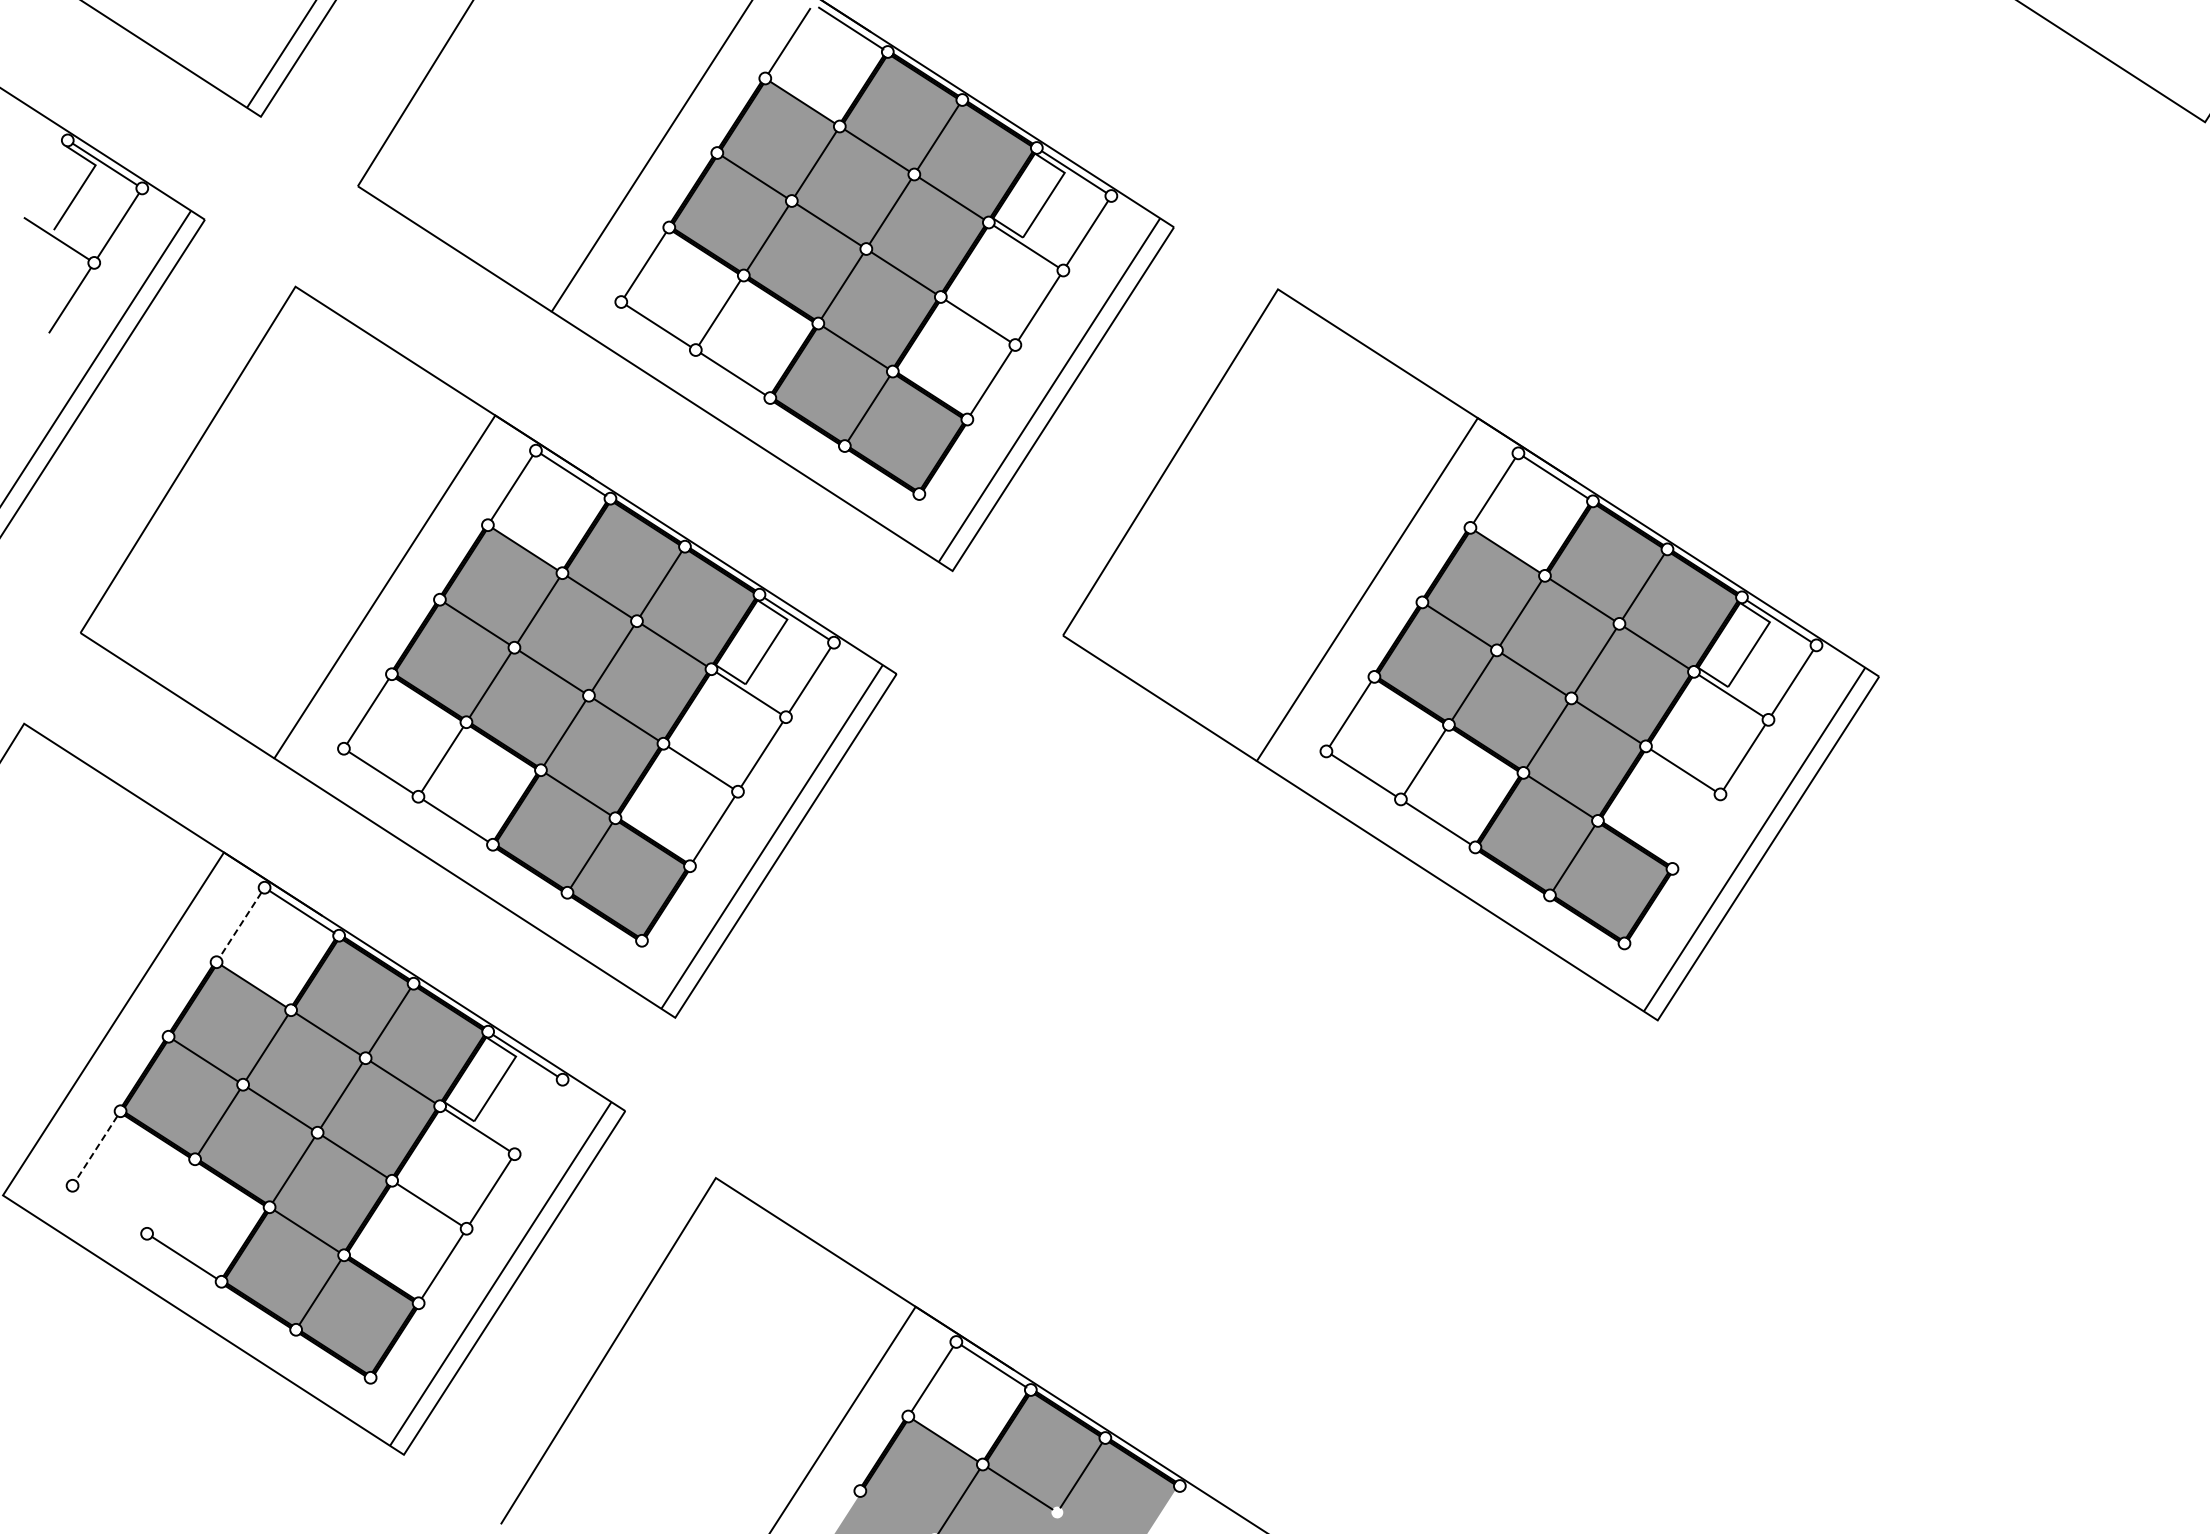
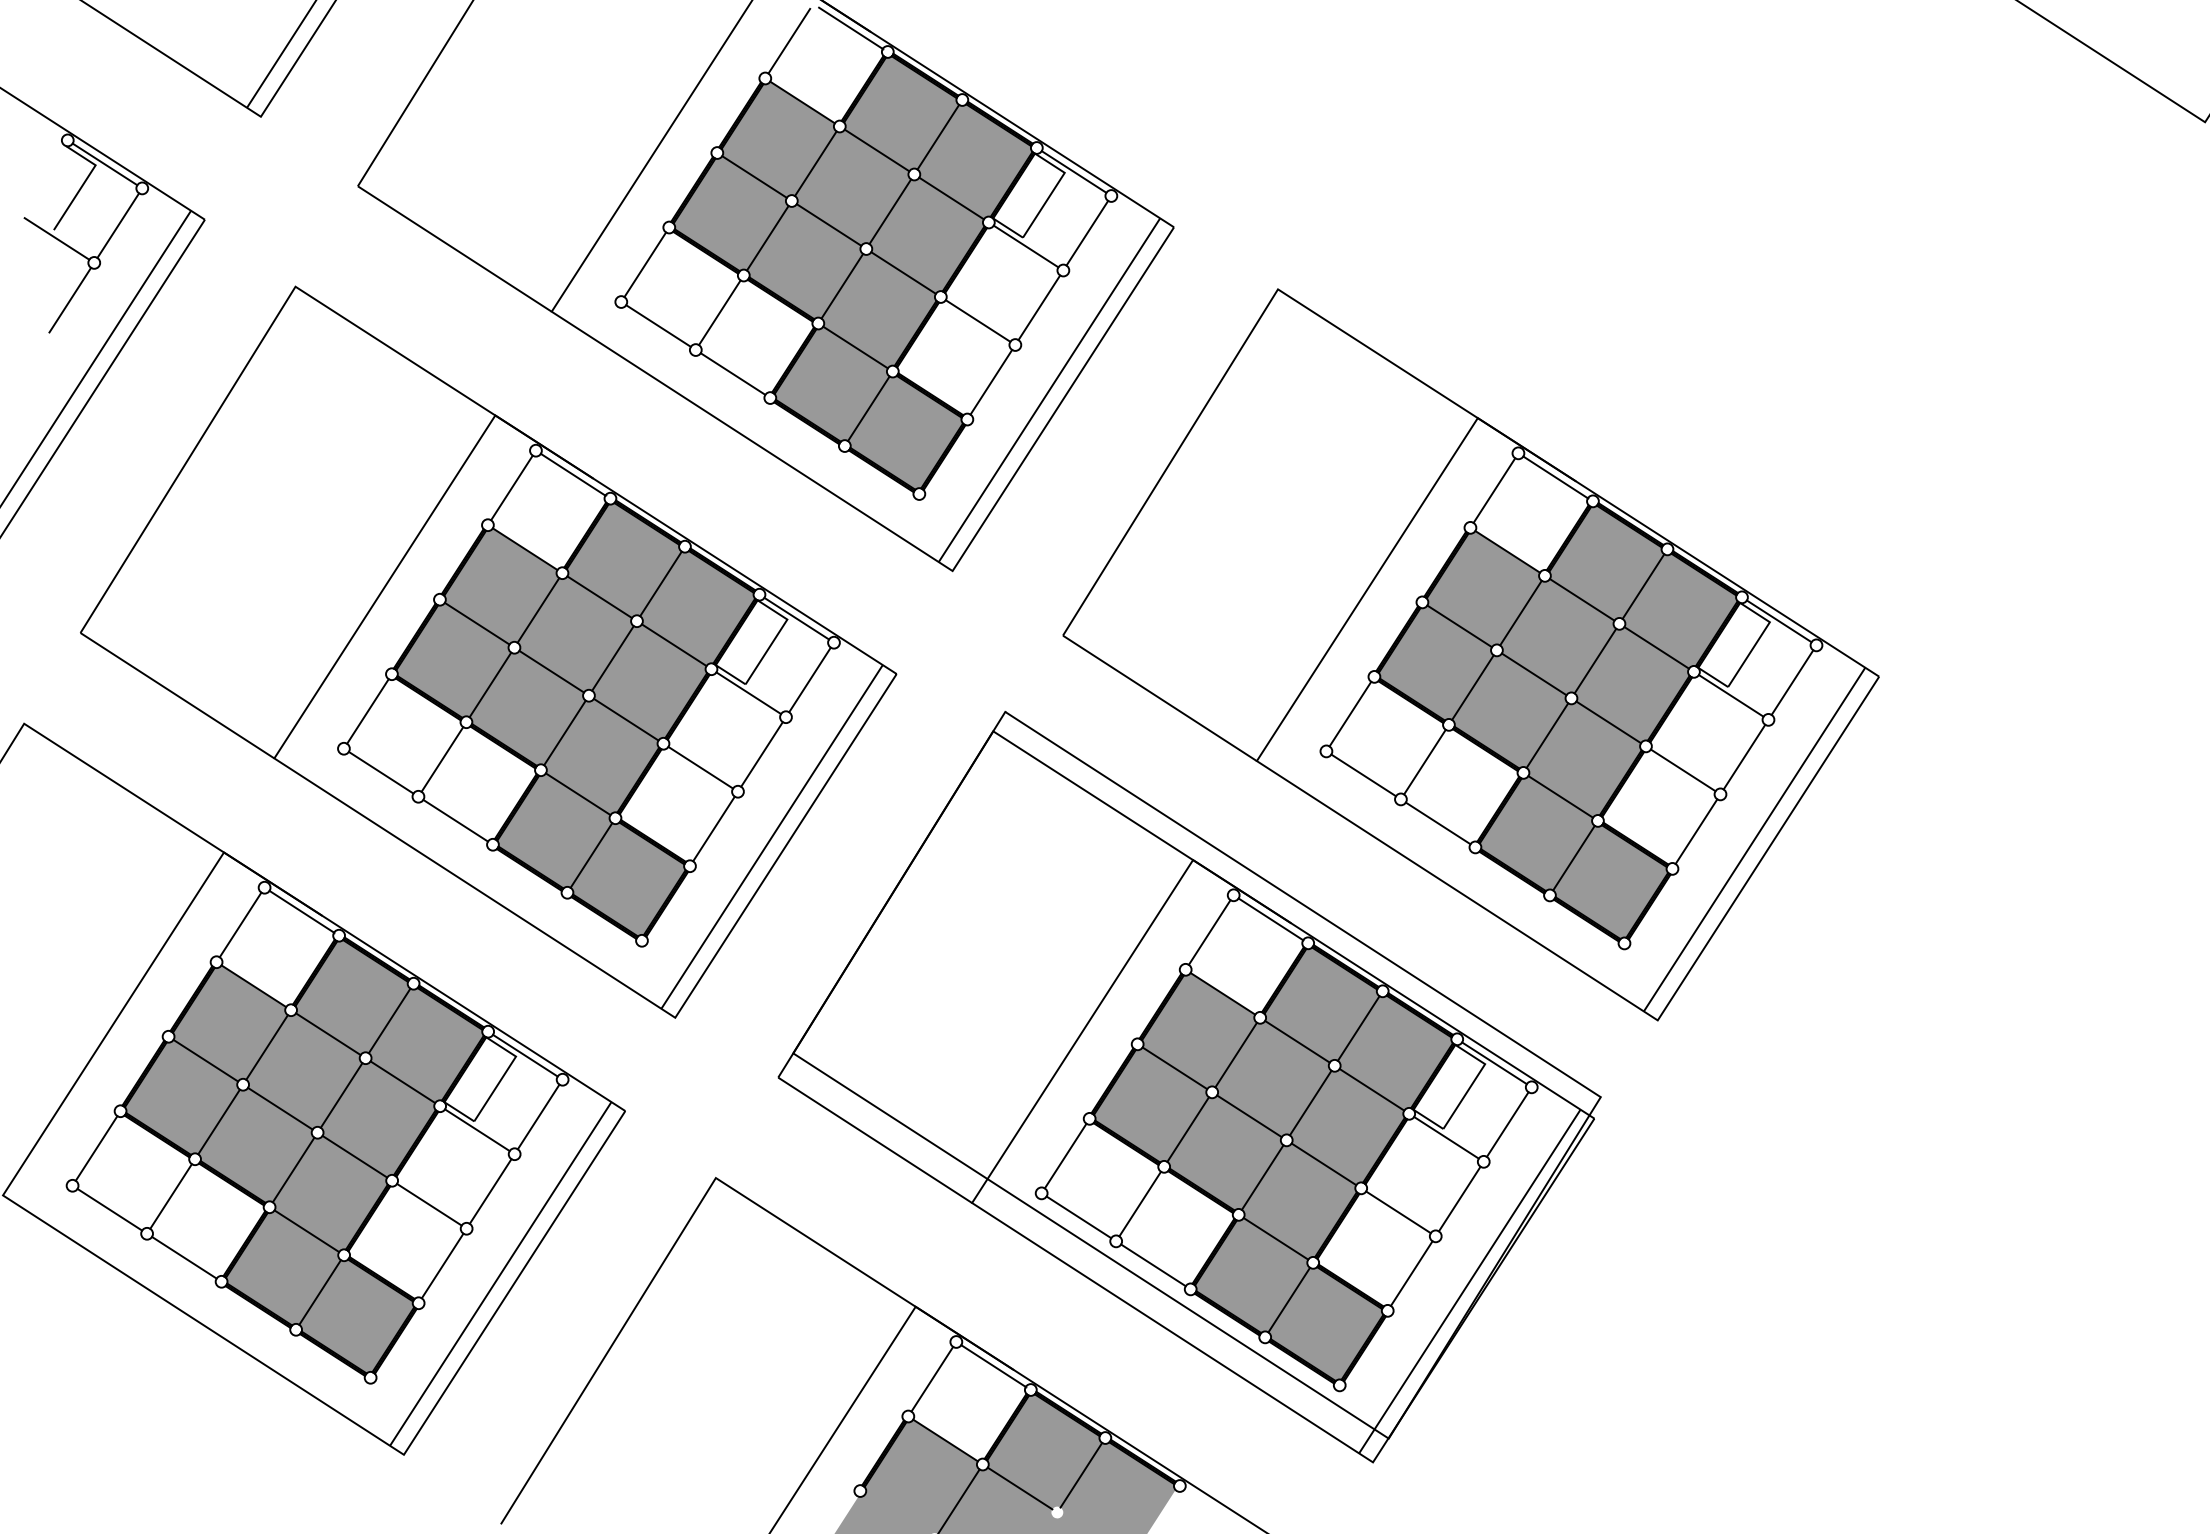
line: none -> present (1696, 831)
line: dashed -> solid (240, 925)
part: none -> present (1189, 1086)
line: none -> present (538, 1116)
line: dashed -> solid (96, 1148)
line: none -> present (170, 1196)
line: none -> present (109, 1209)
